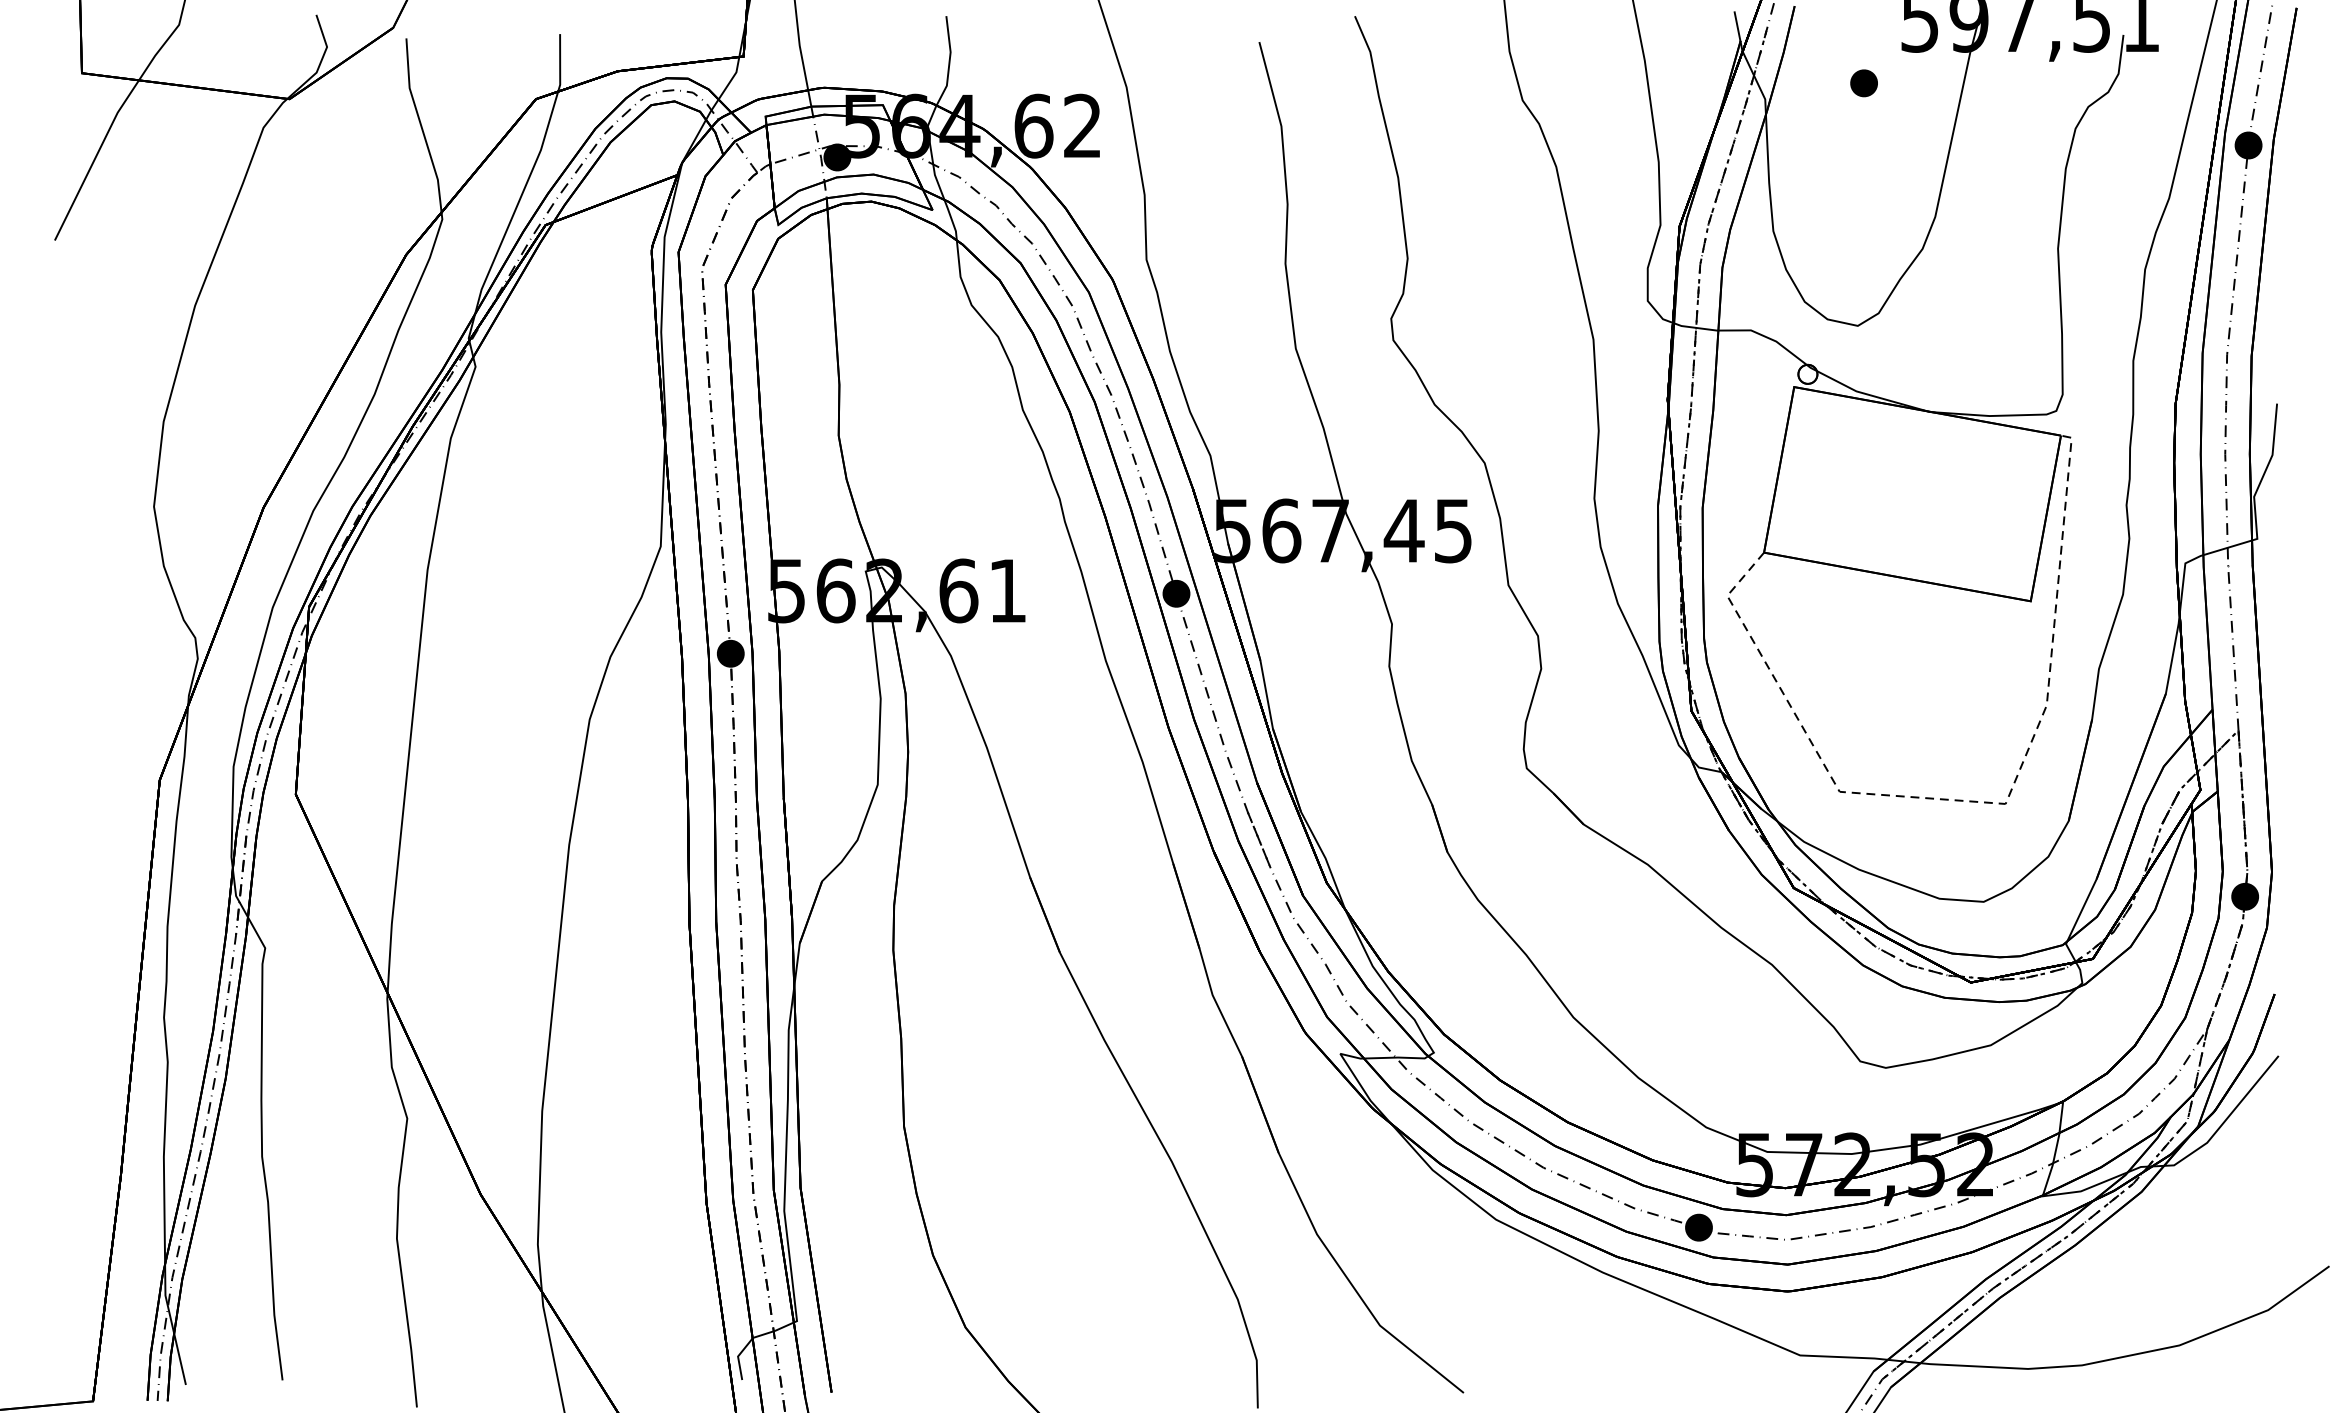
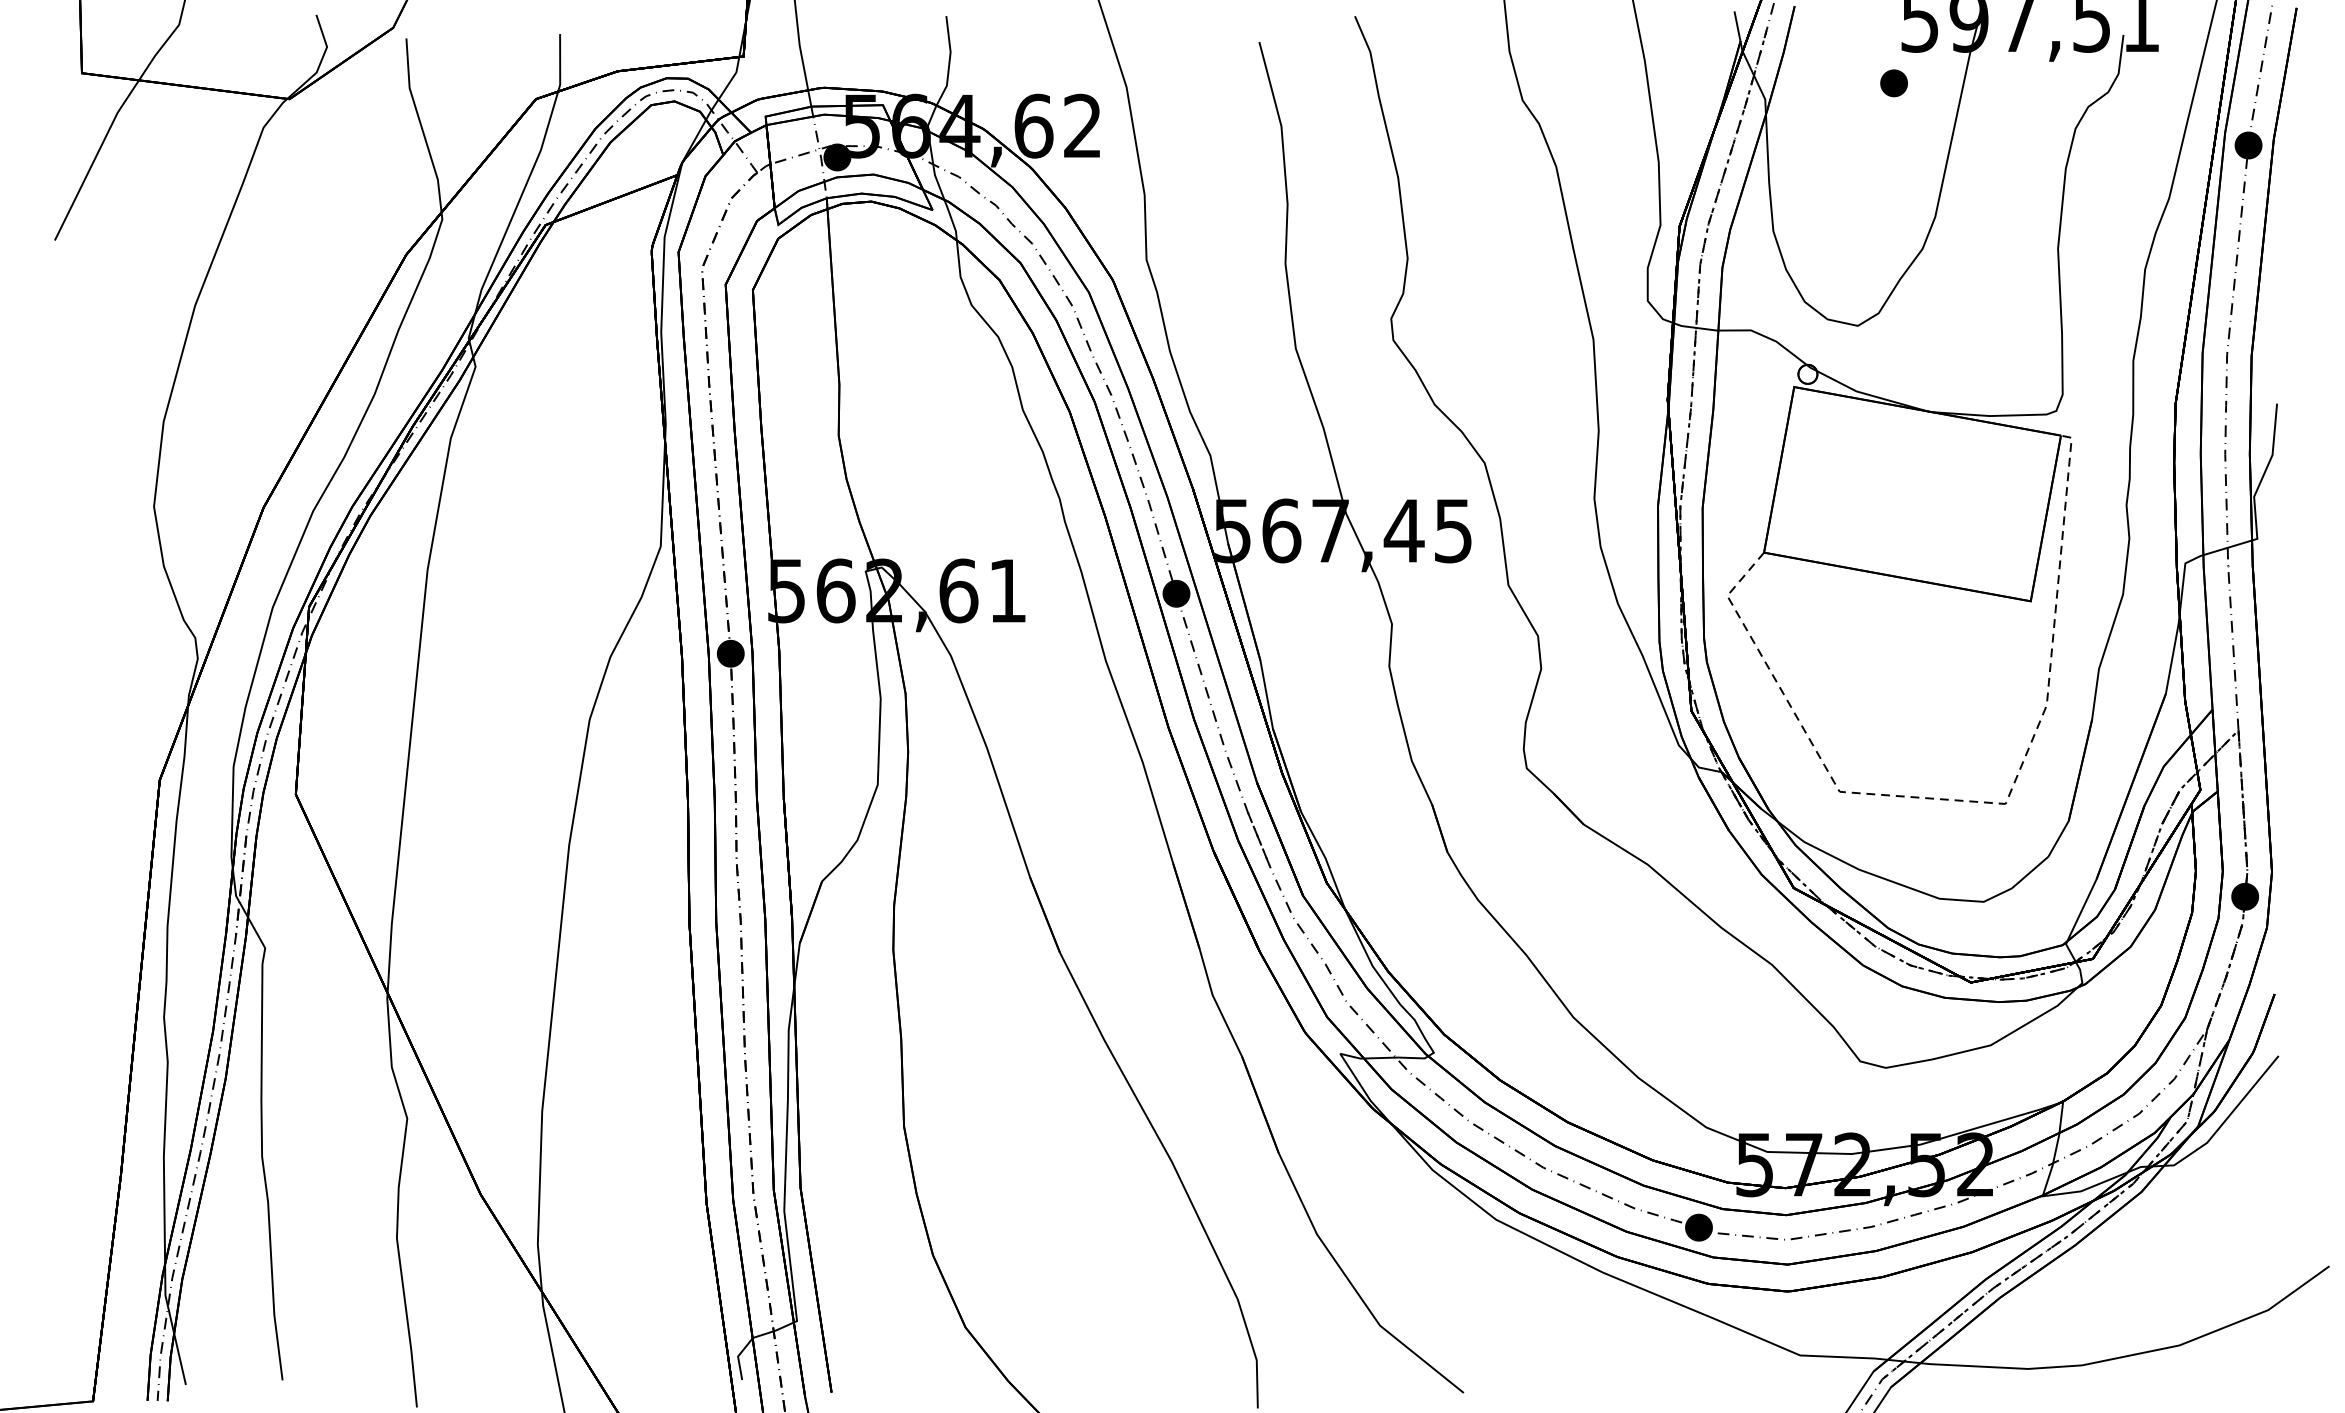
part position: (1863, 83) -> (1893, 83) (1893, 83)
